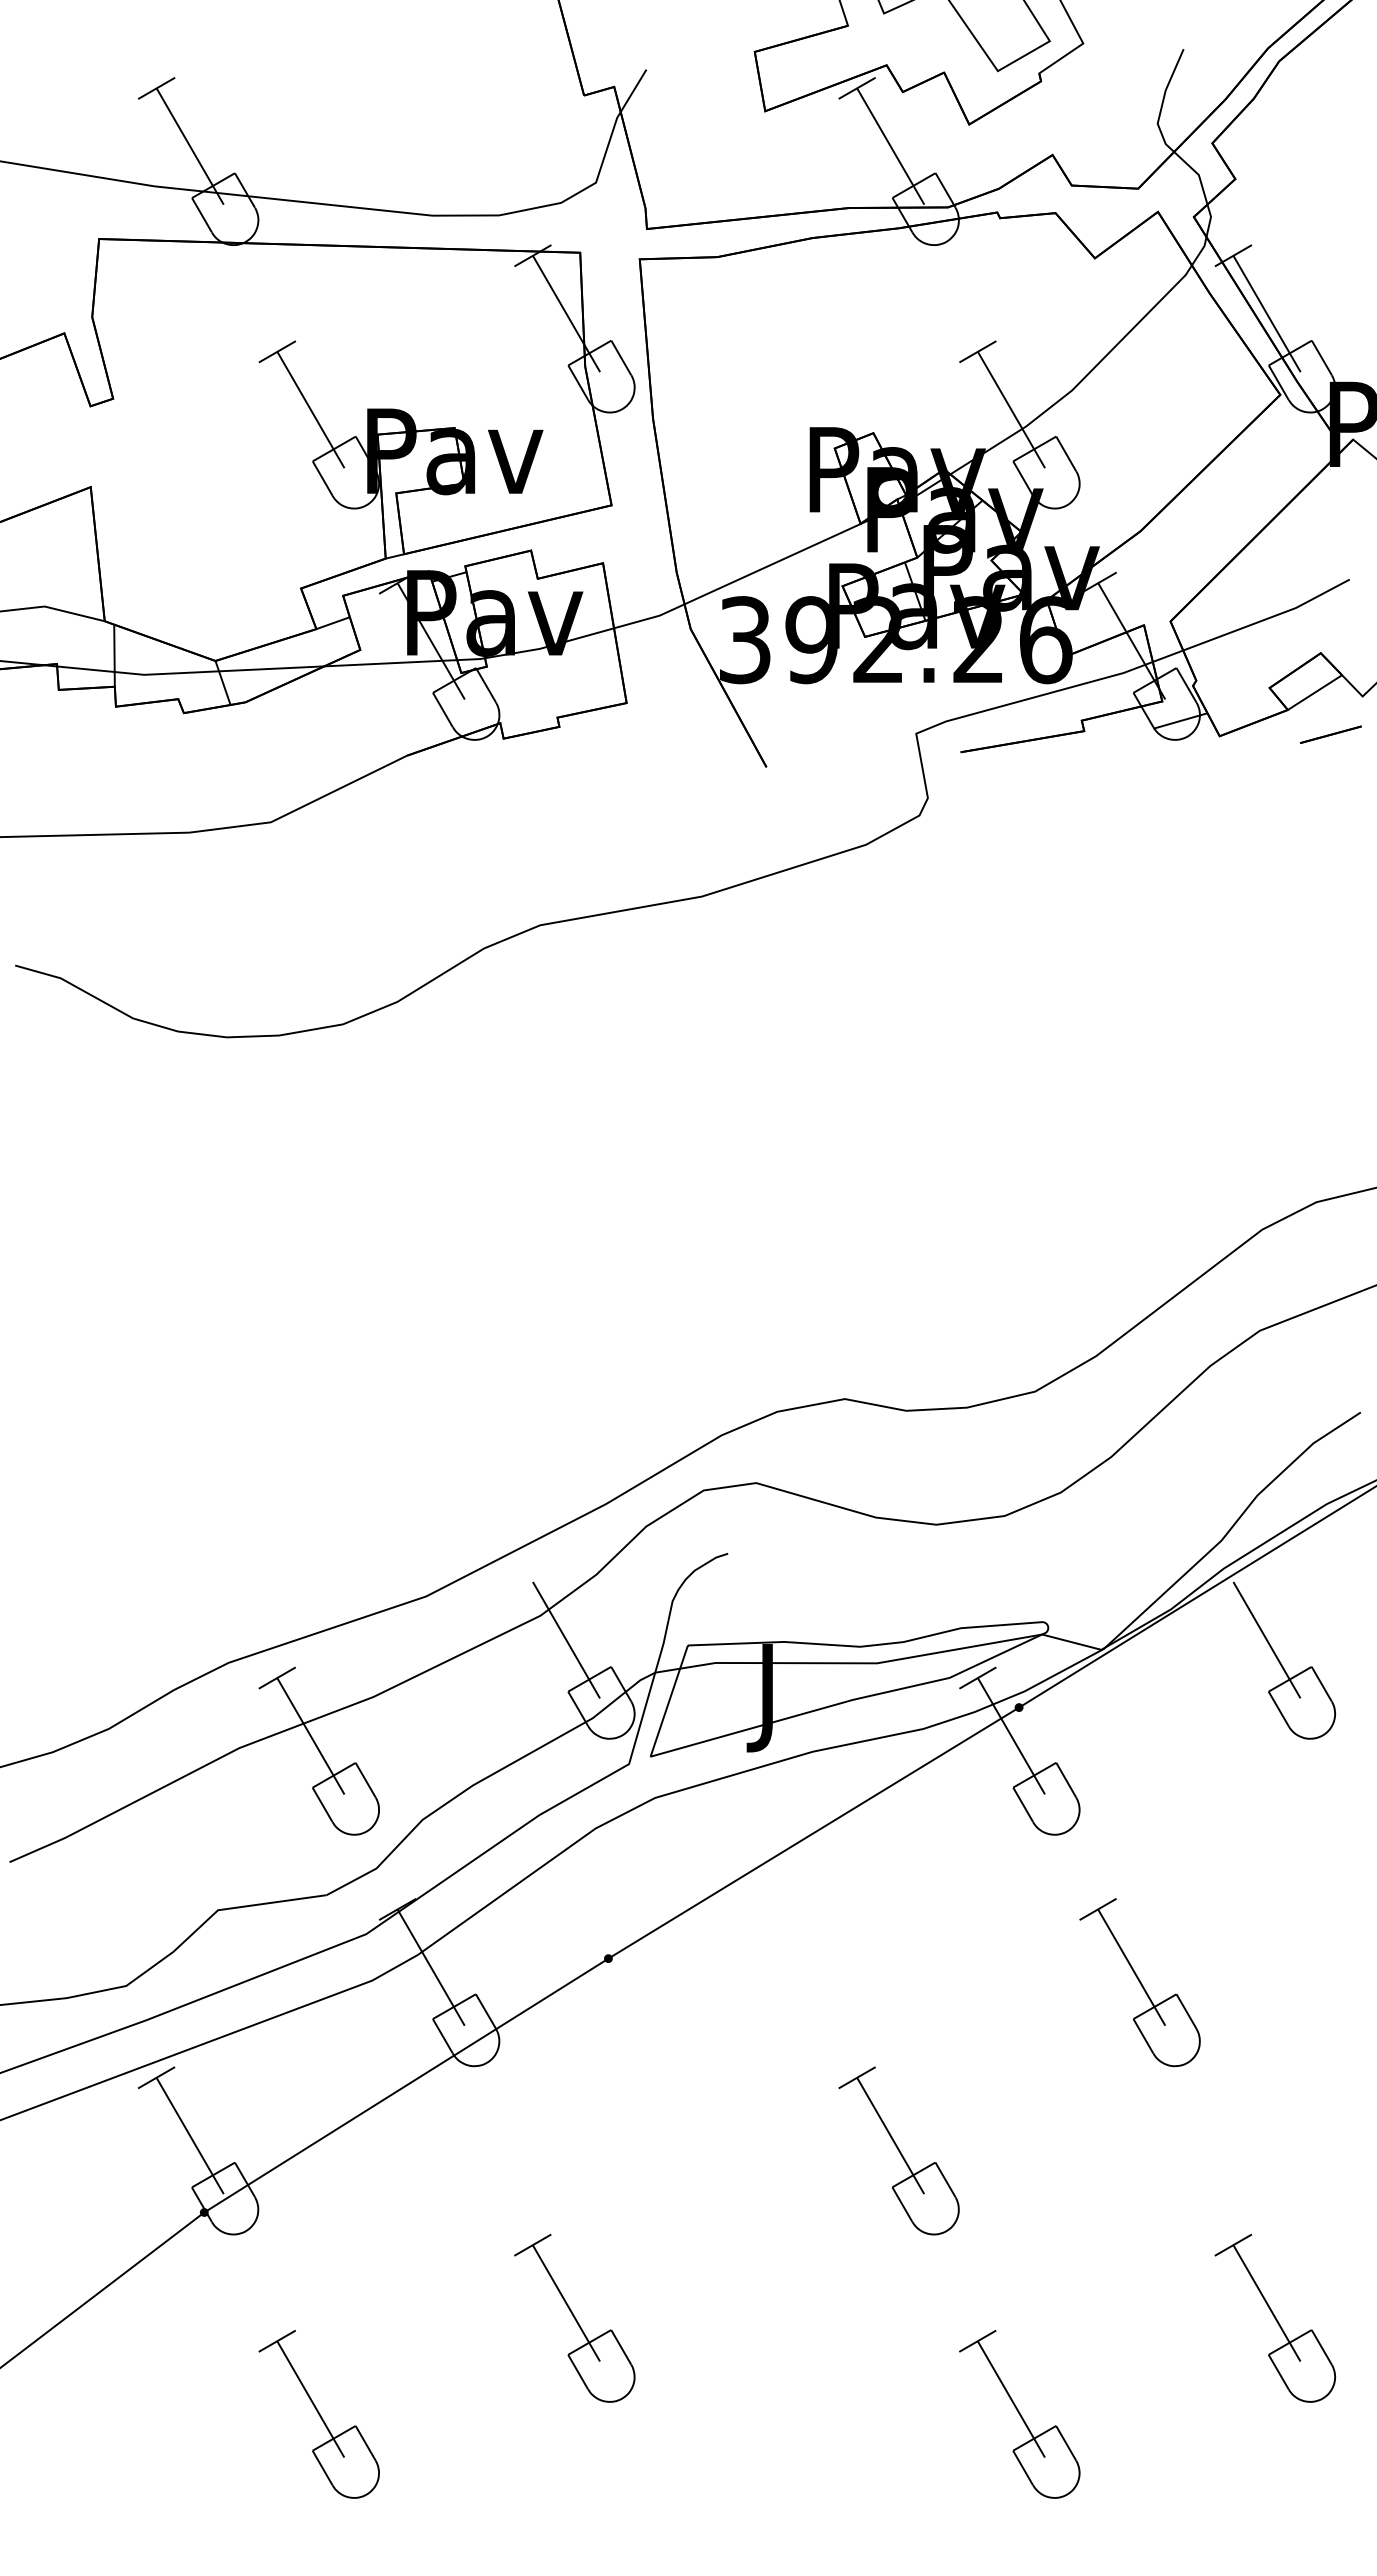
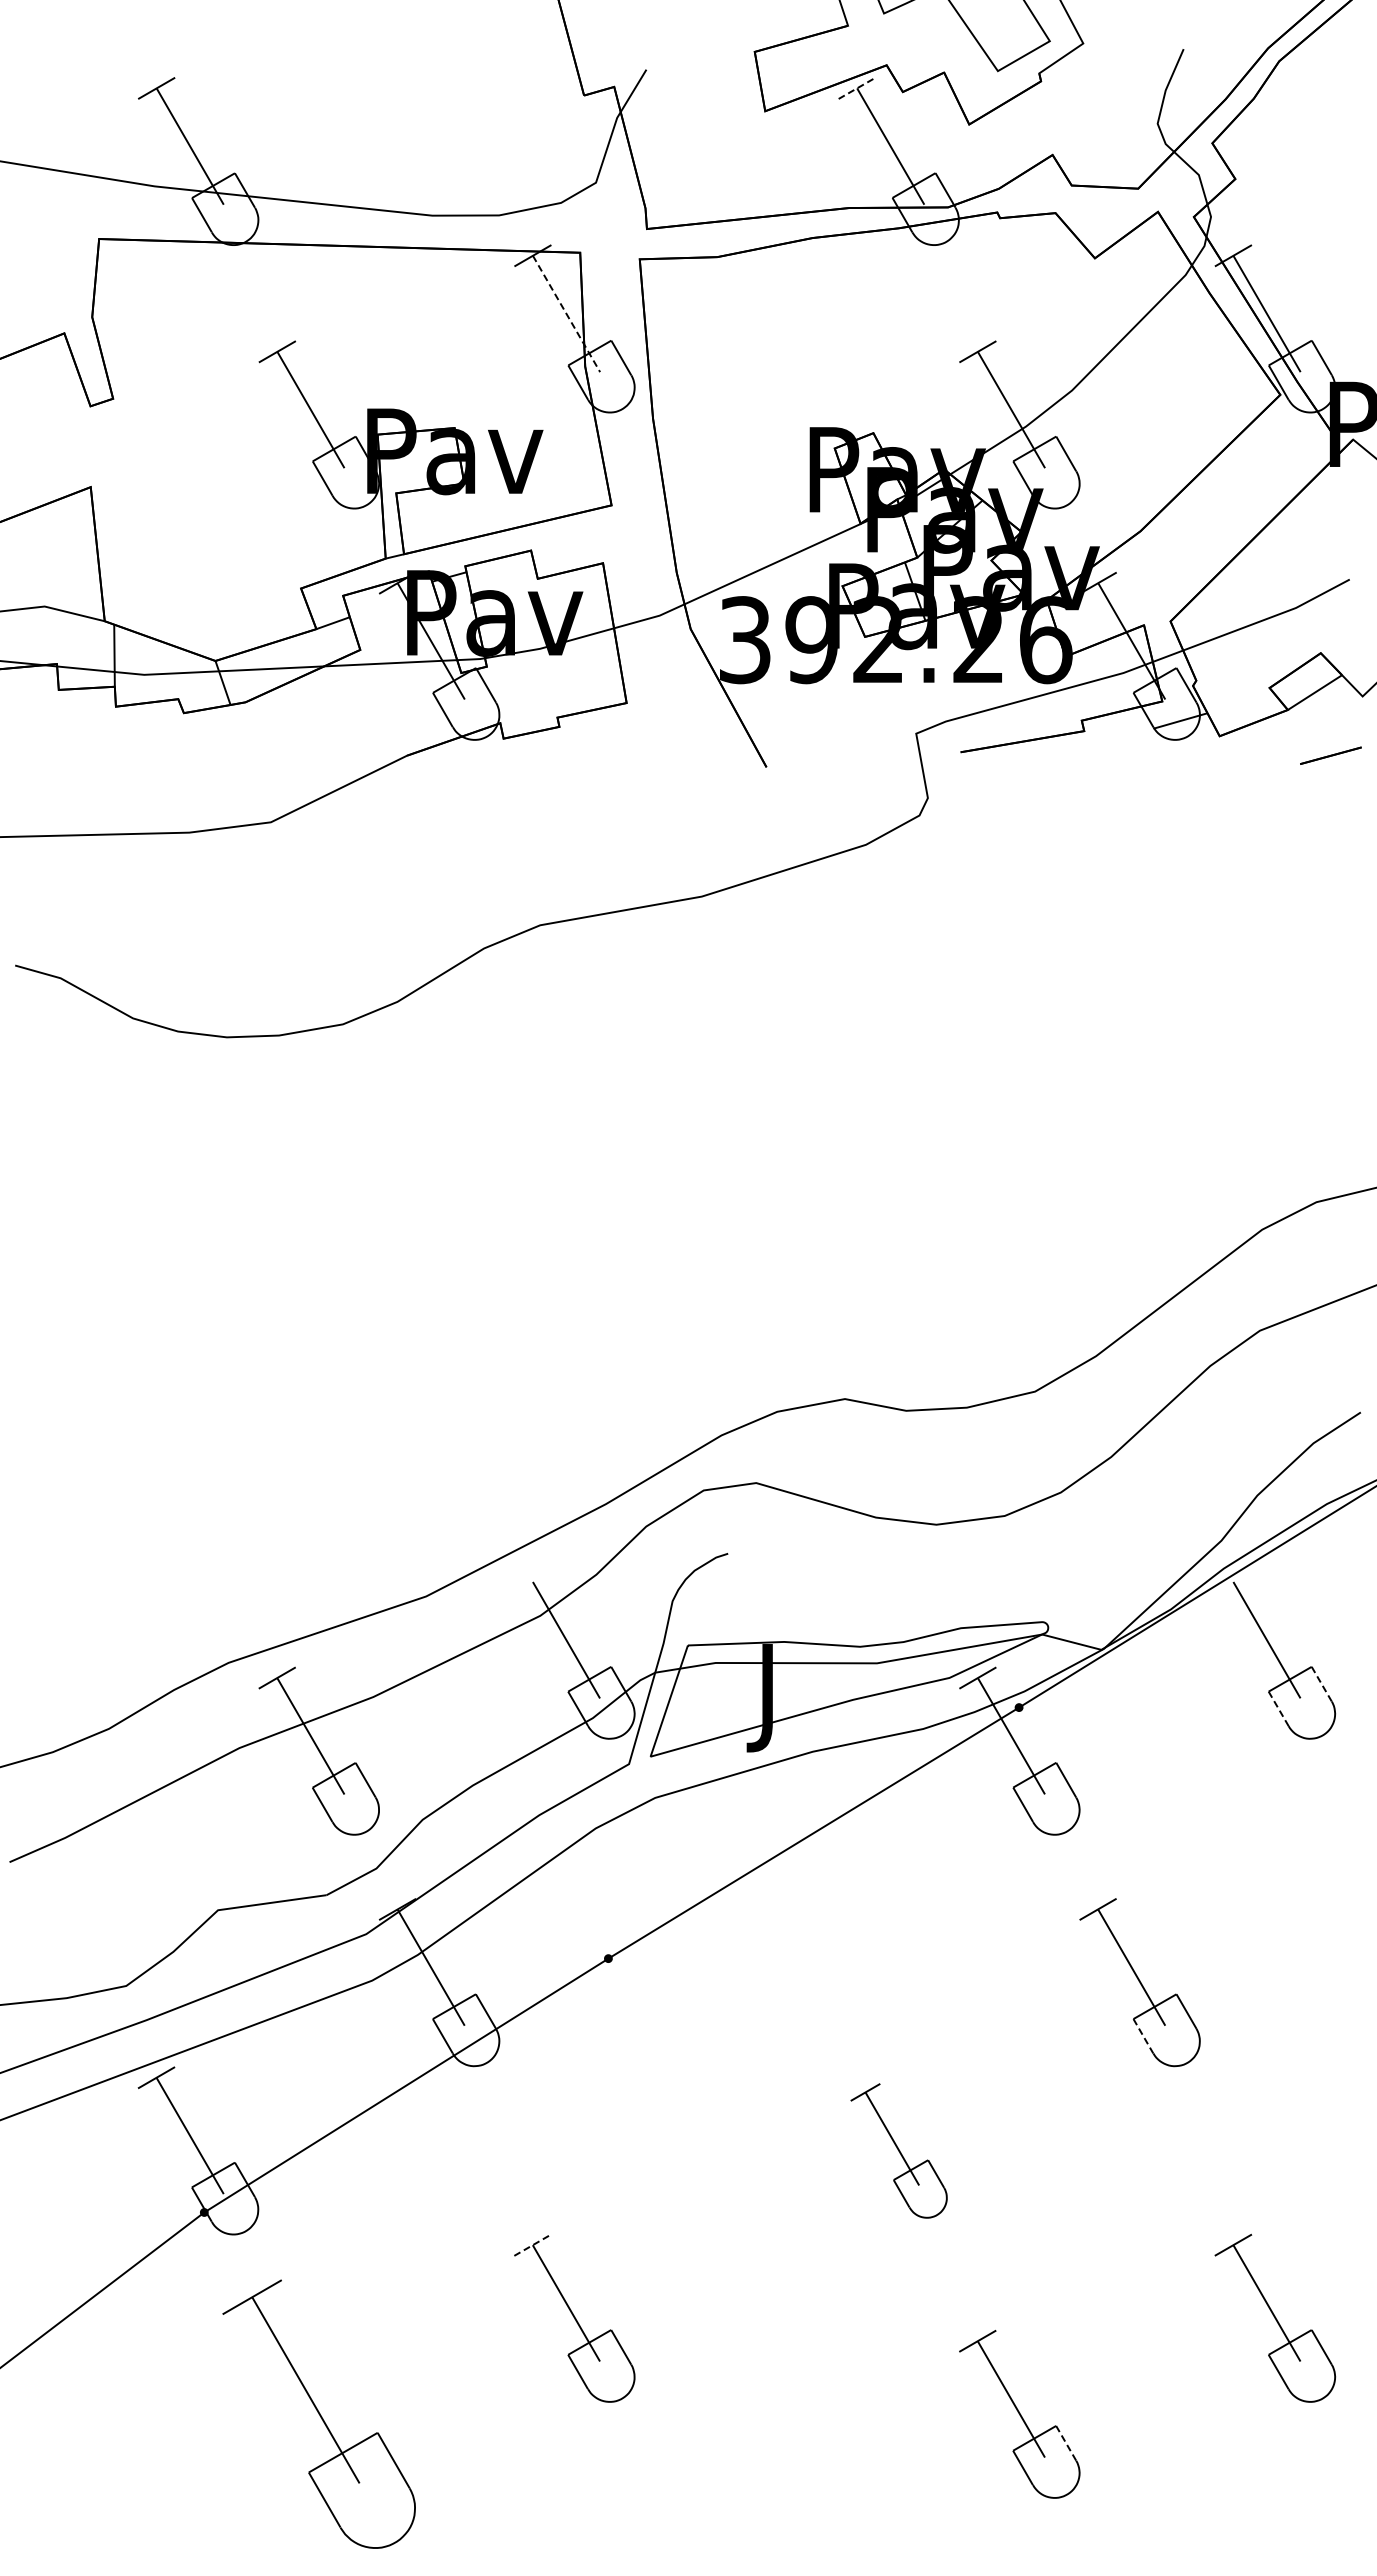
line: solid -> dashed (857, 88)
line: solid -> dashed (566, 314)
line position: (1330, 734) -> (1330, 755) (1330, 755)
line: solid -> dashed (1321, 1684)
line: solid -> dashed (1278, 1708)
line: solid -> dashed (1143, 2036)
part size: 122x170 px -> 98x136 px (898, 2150)
line: solid -> dashed (533, 2244)
part size: 122x169 px -> 194x270 px (318, 2413)
line: solid -> dashed (1066, 2443)
